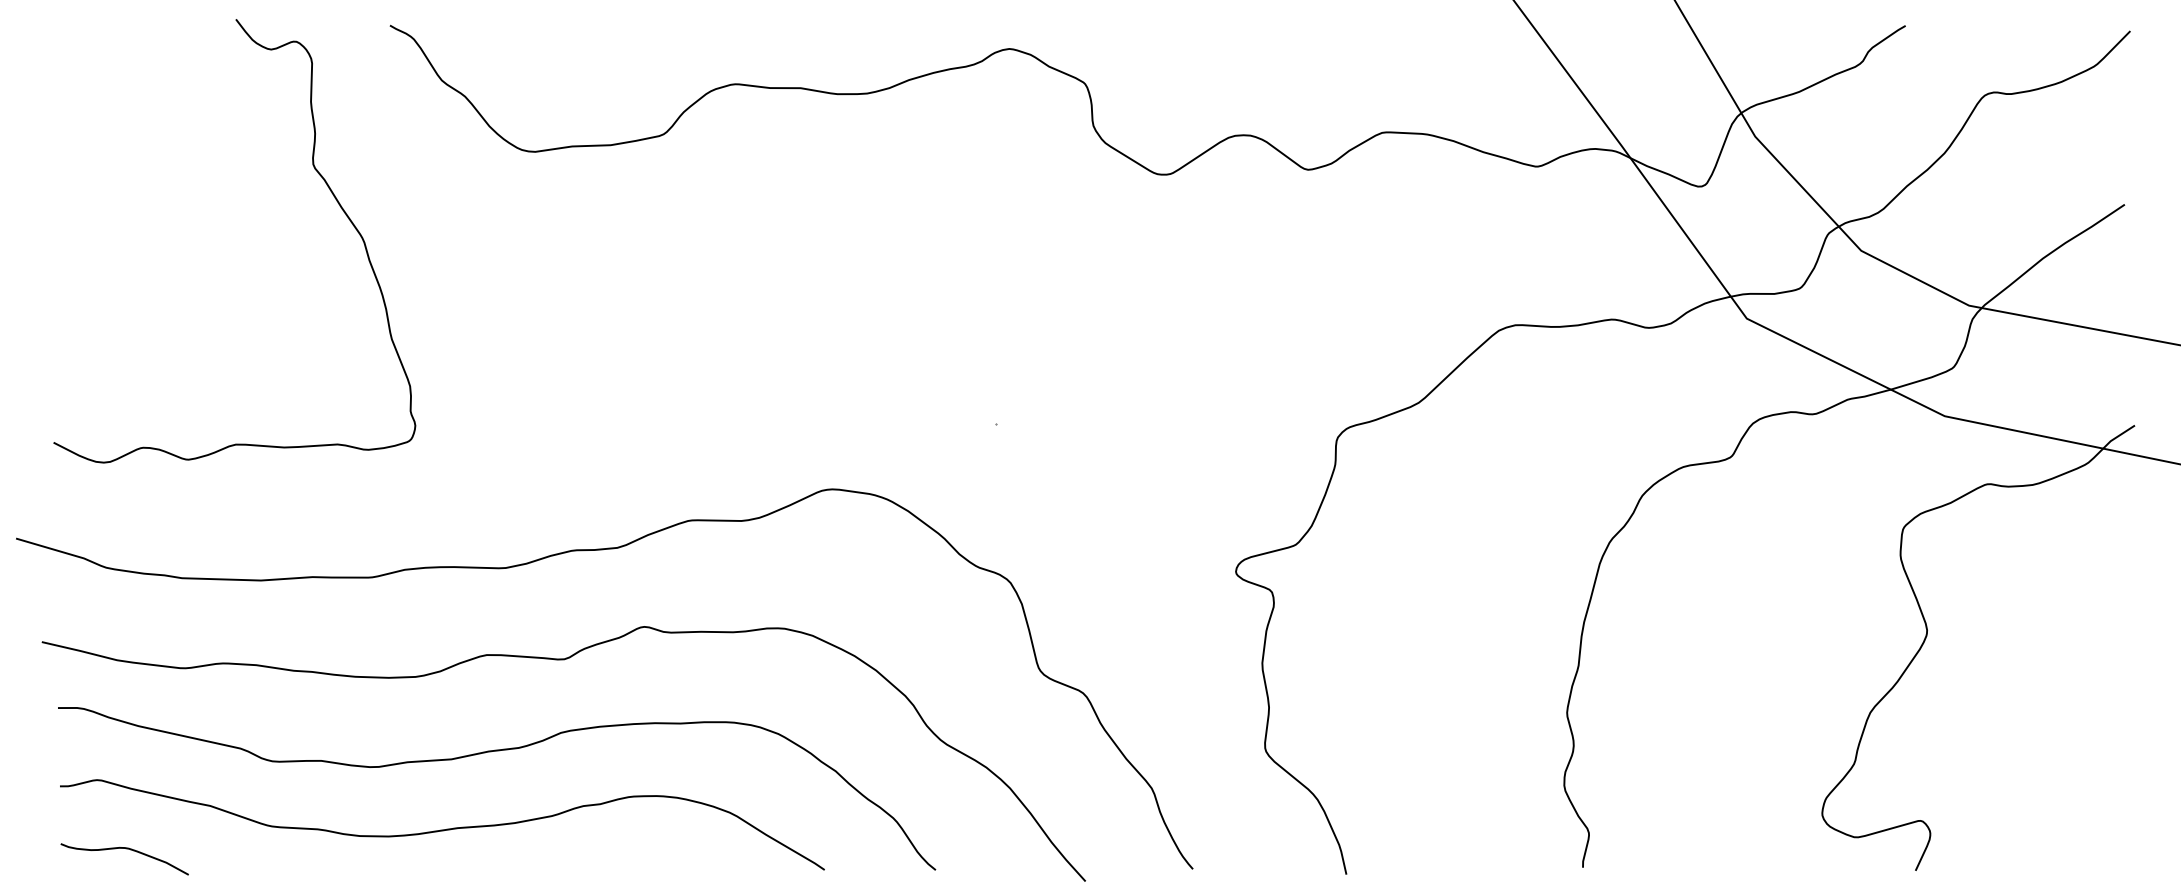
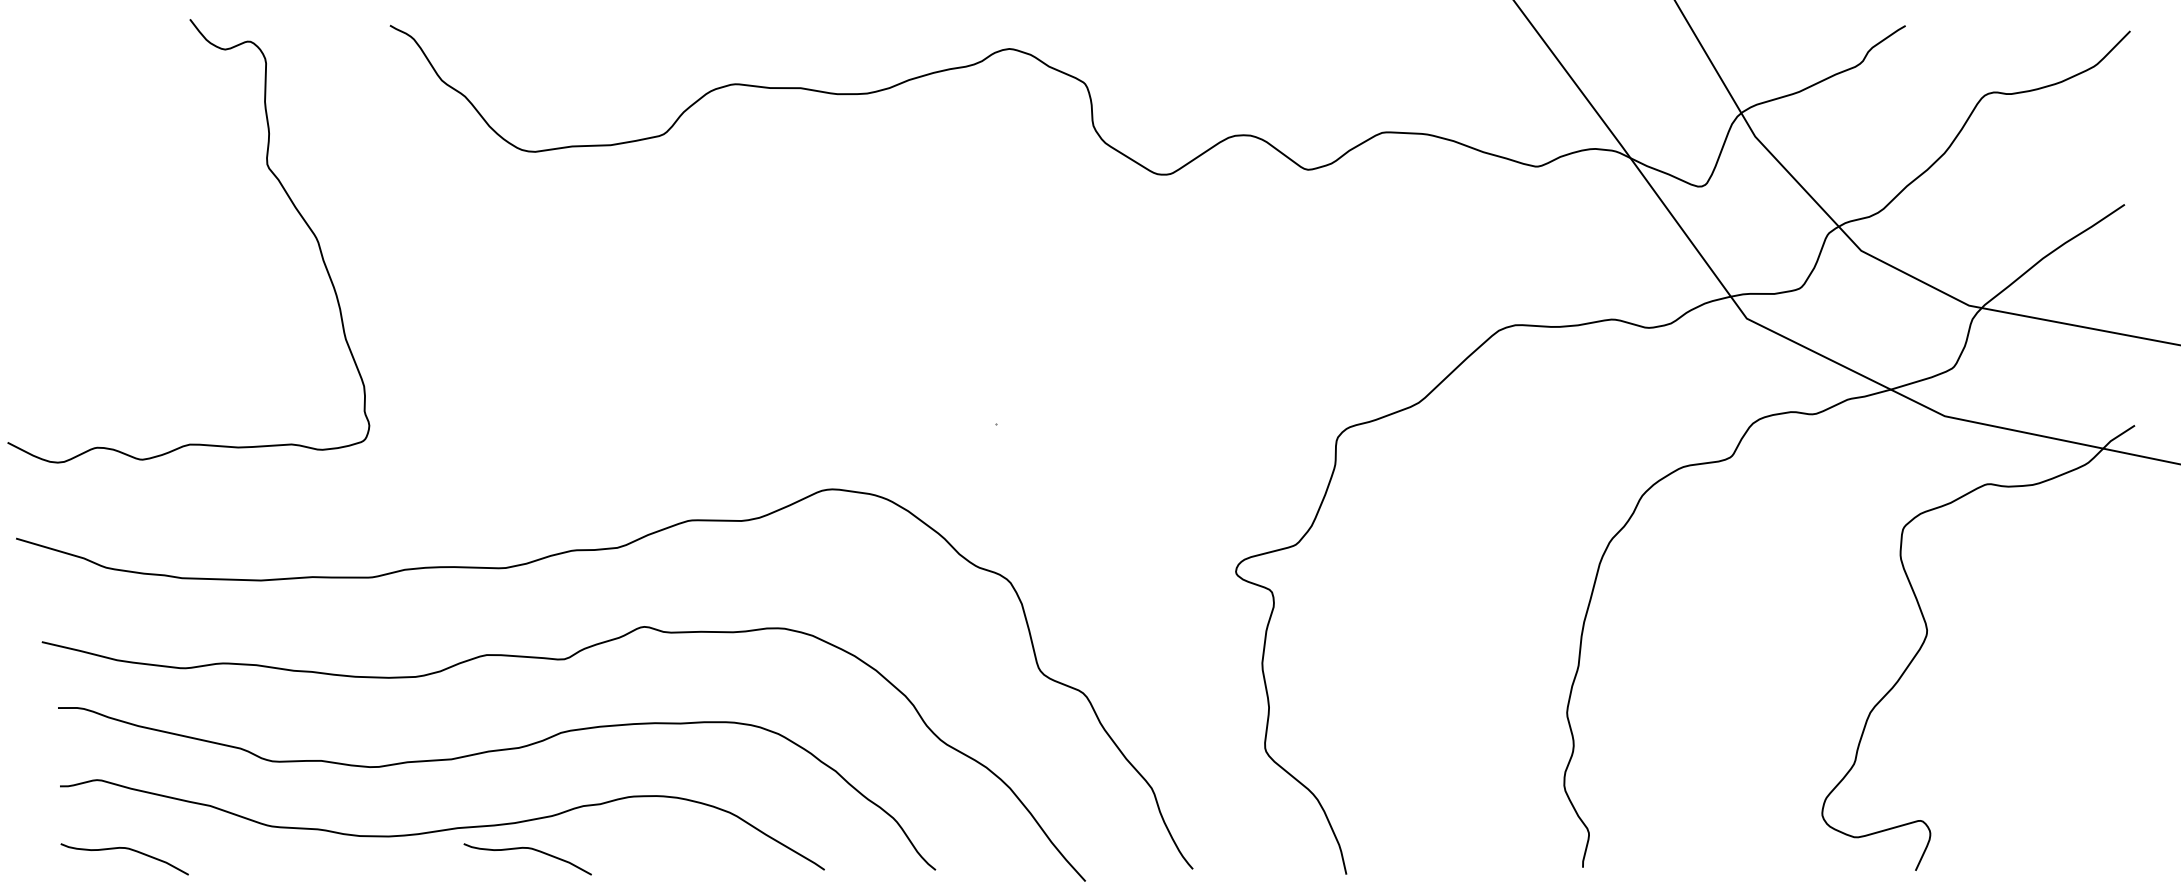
curve position: (318, 174) -> (272, 174) (272, 174)
curve: none -> present (529, 849)
